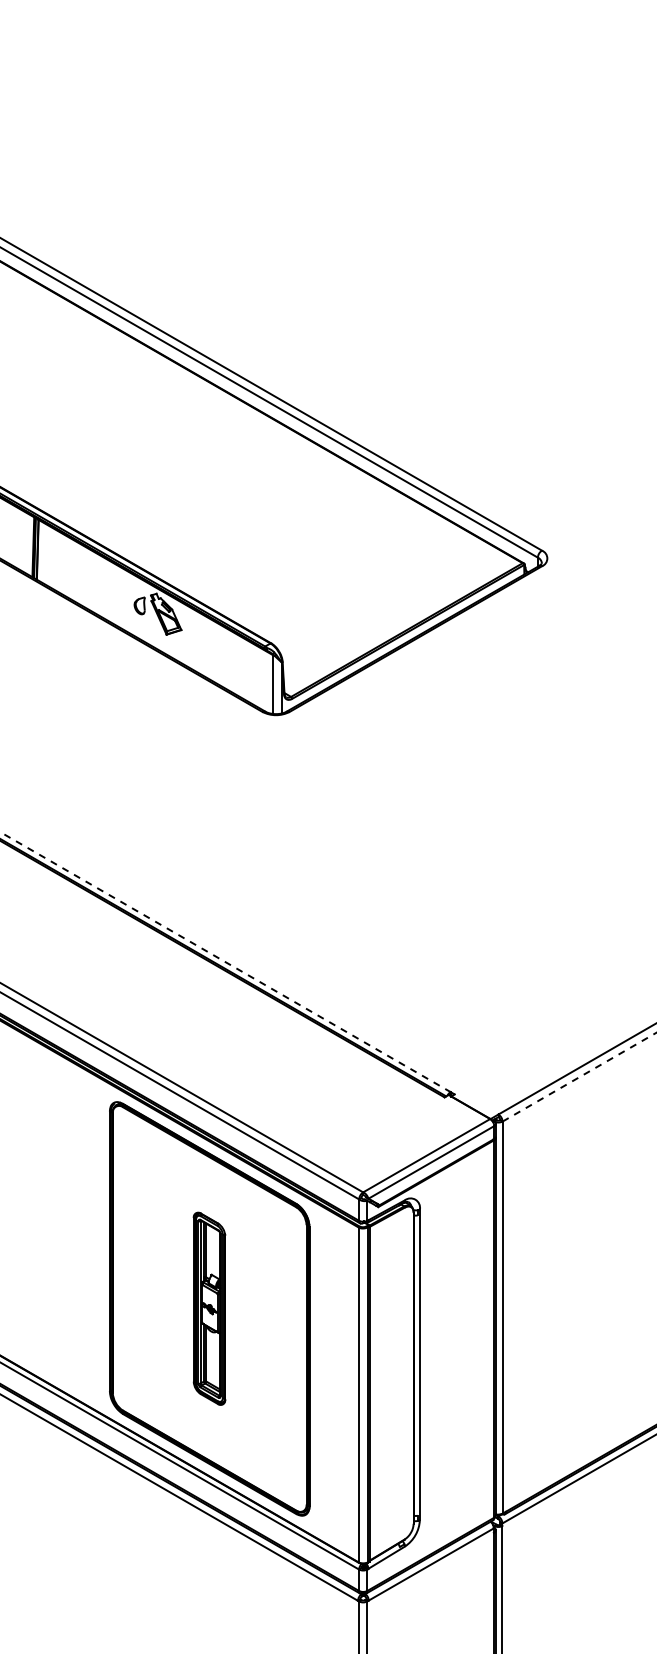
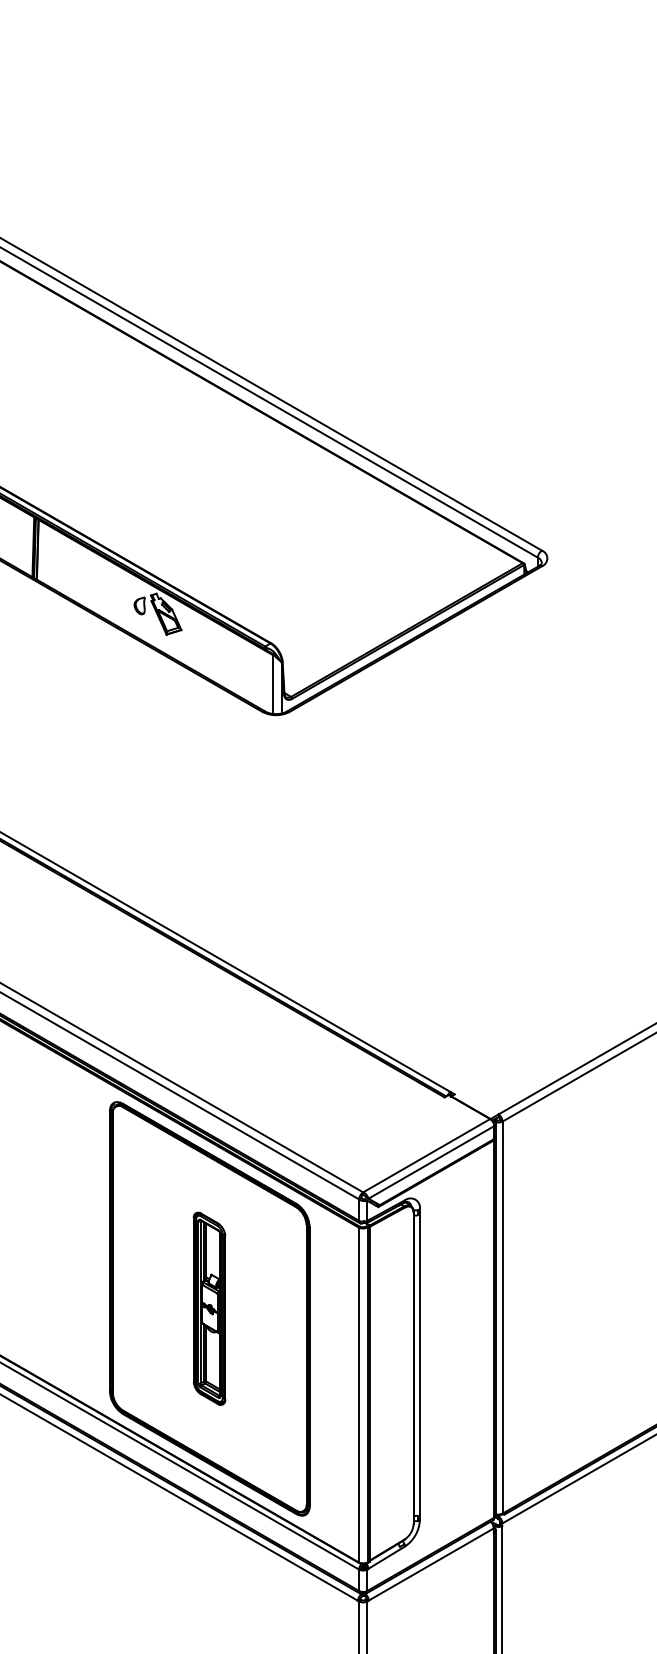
line: dashed -> solid (225, 962)
line: dashed -> solid (579, 1077)
